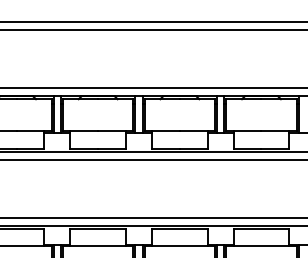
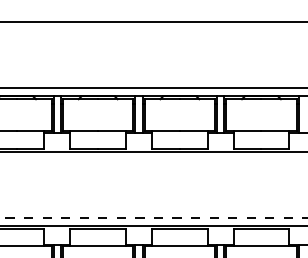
line: present -> none (153, 30)
line: present -> none (153, 160)
line: solid -> dashed (154, 217)
